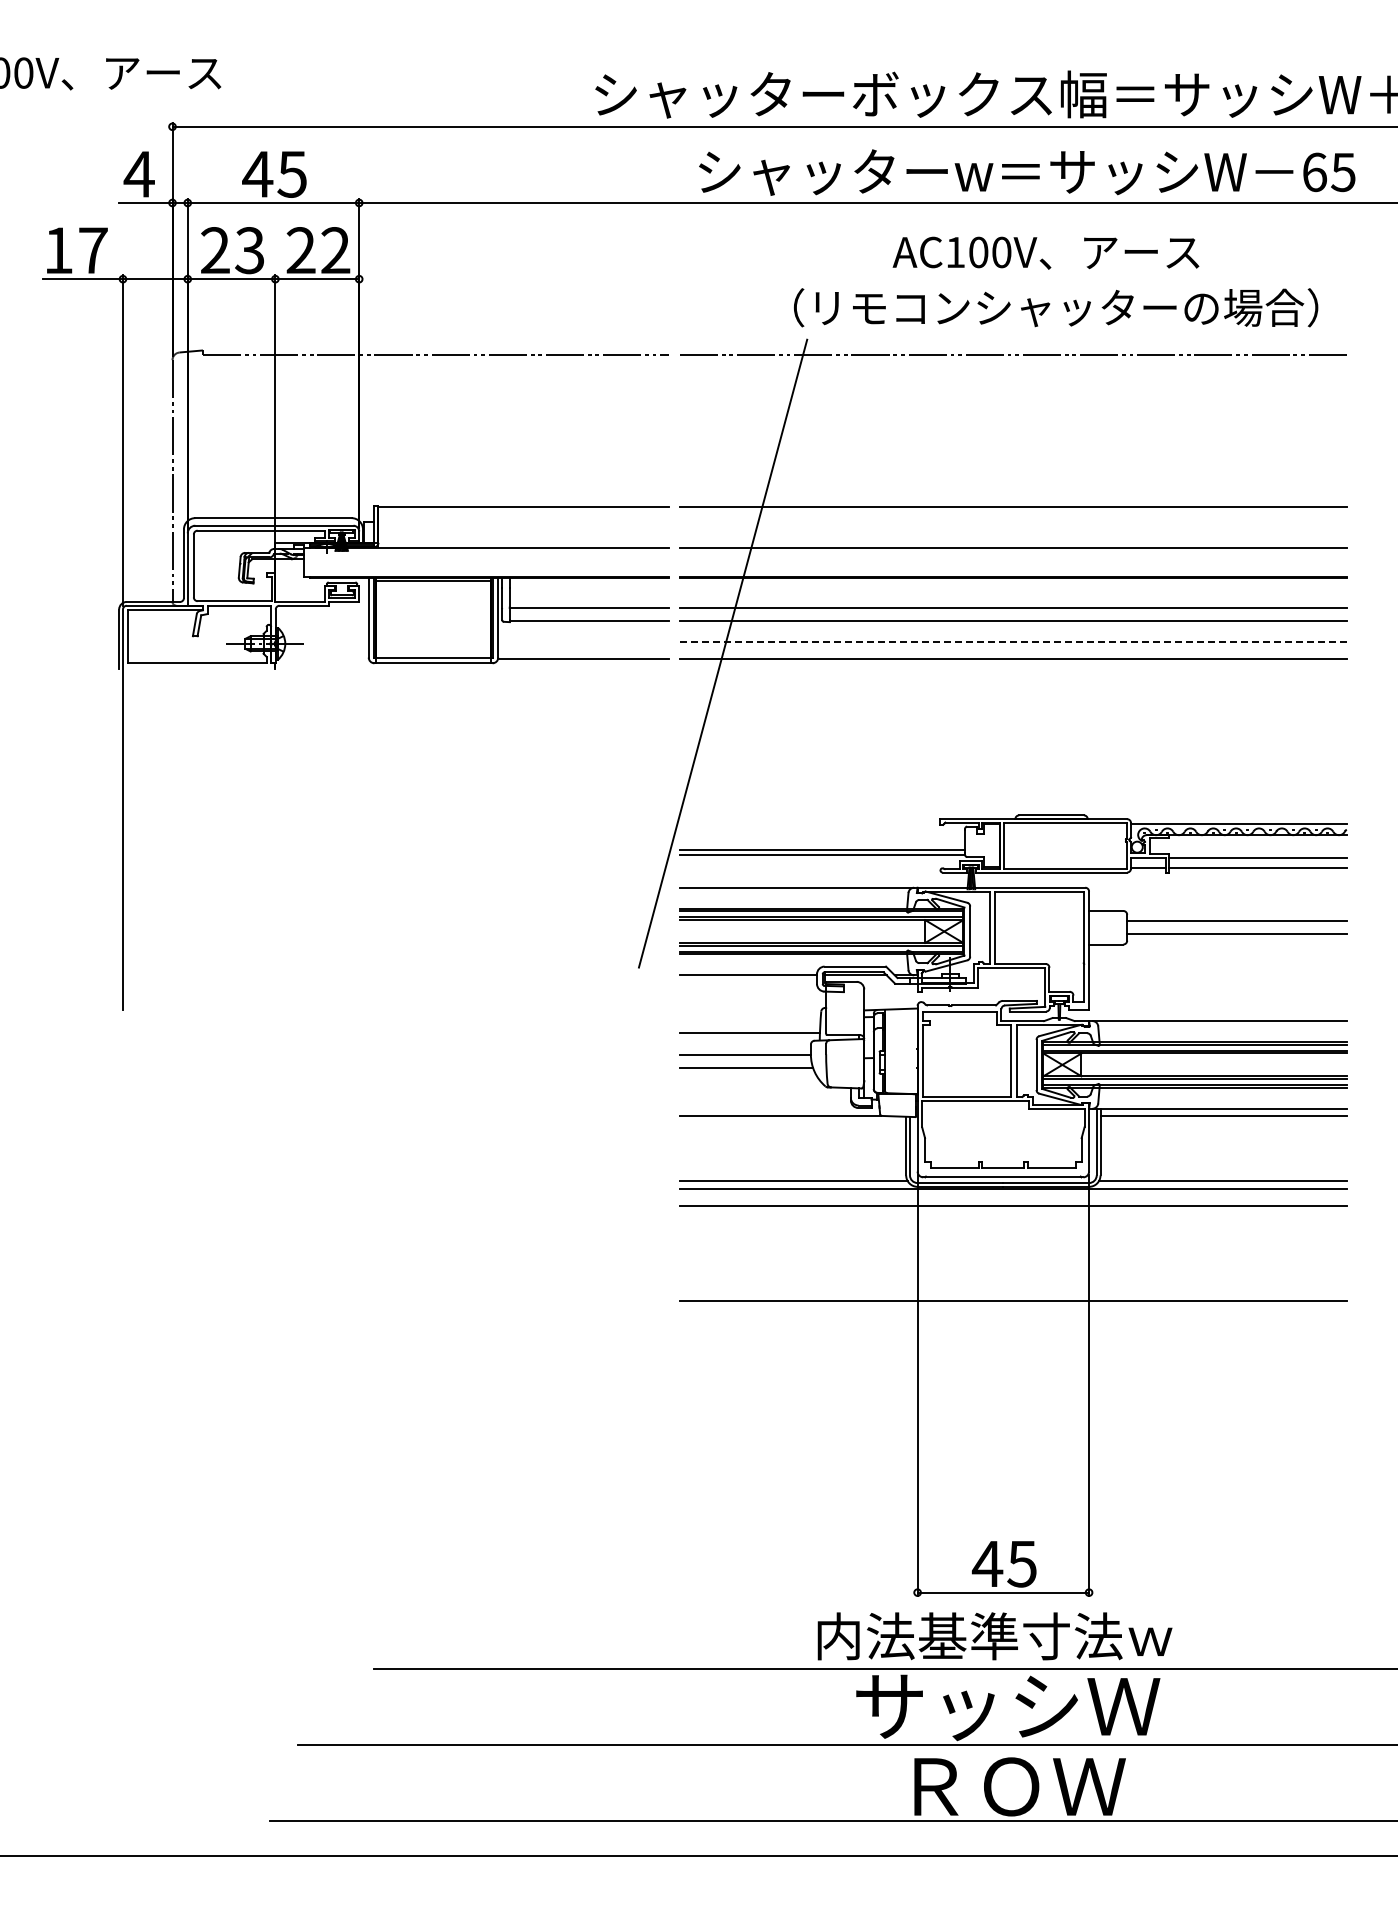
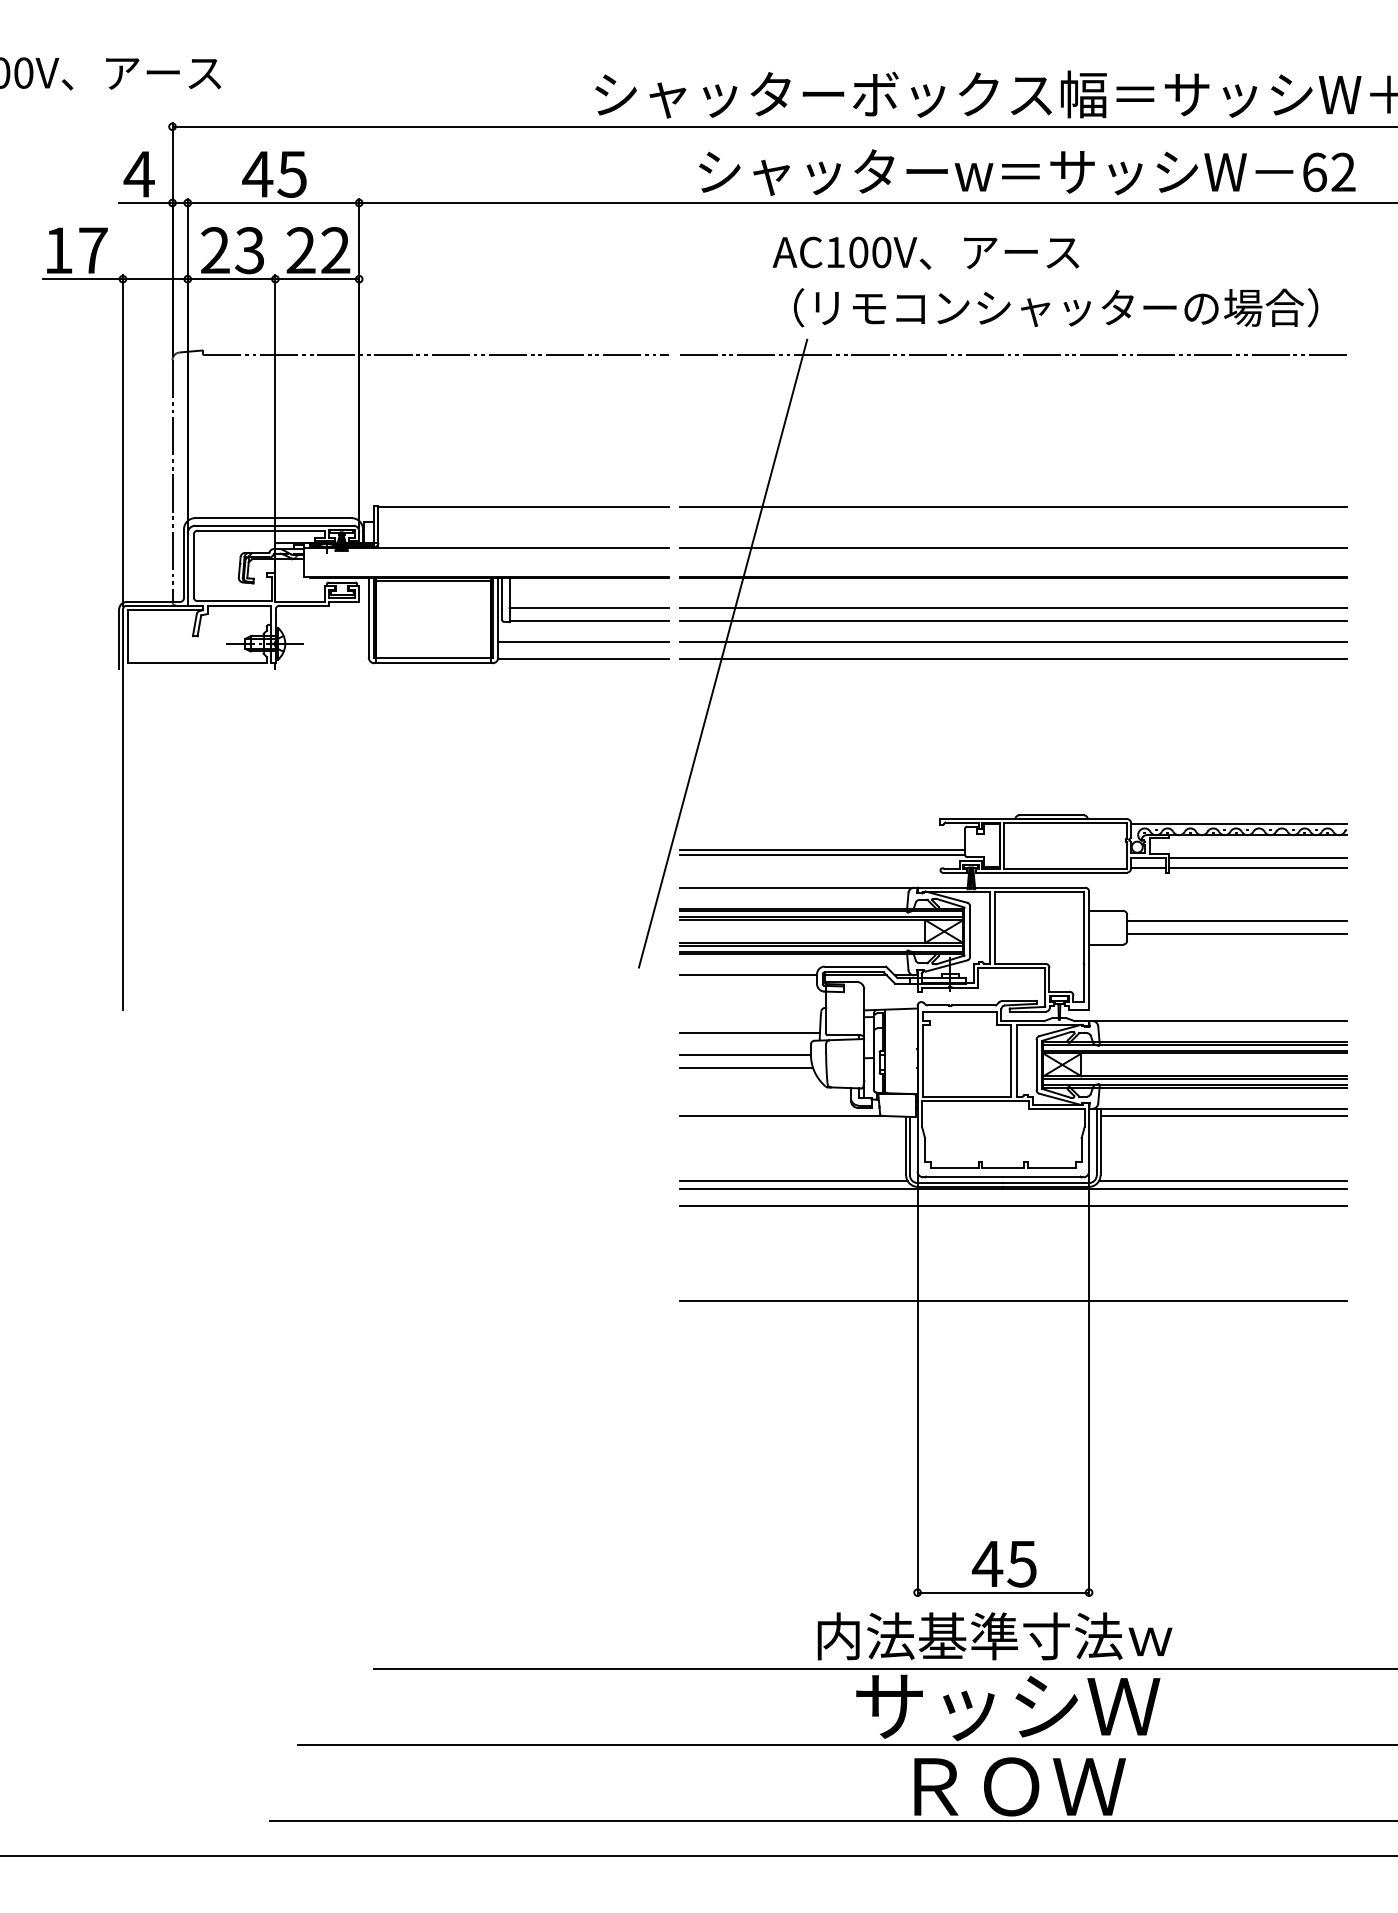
text: 65 -> 62 (1343, 172)
text position: (1045, 252) -> (925, 252) (925, 252)
line: none -> present (583, 642)
line: dashed -> solid (1013, 642)
